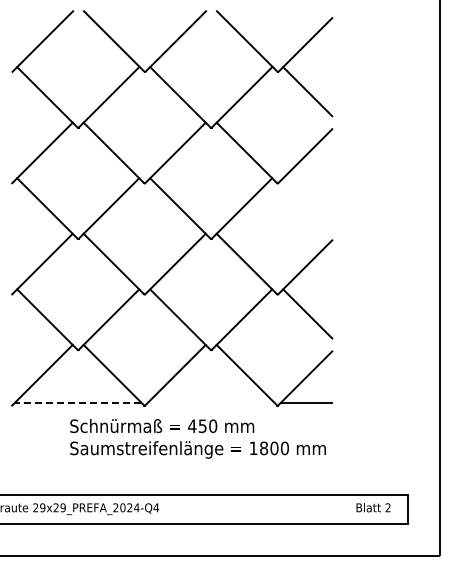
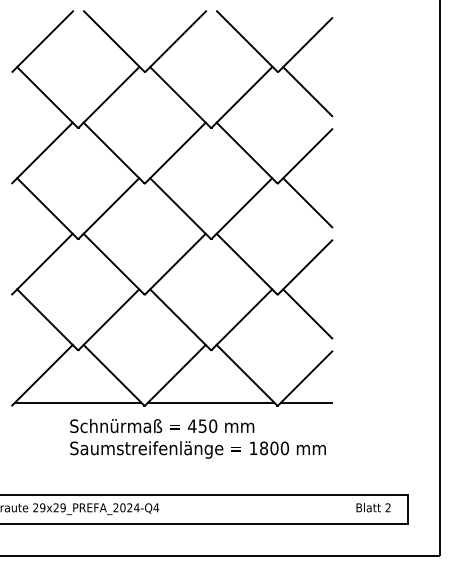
line: none -> present (307, 202)
line: dashed -> solid (77, 402)
line: none -> present (211, 402)
